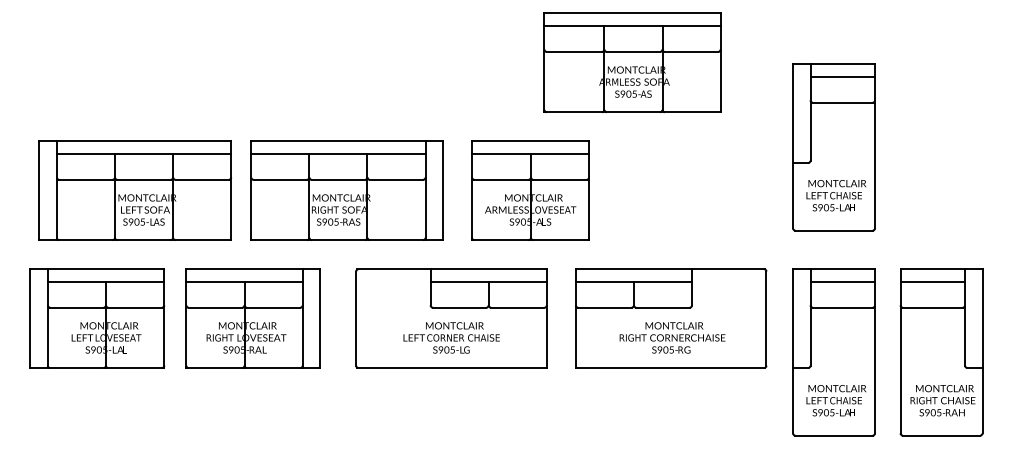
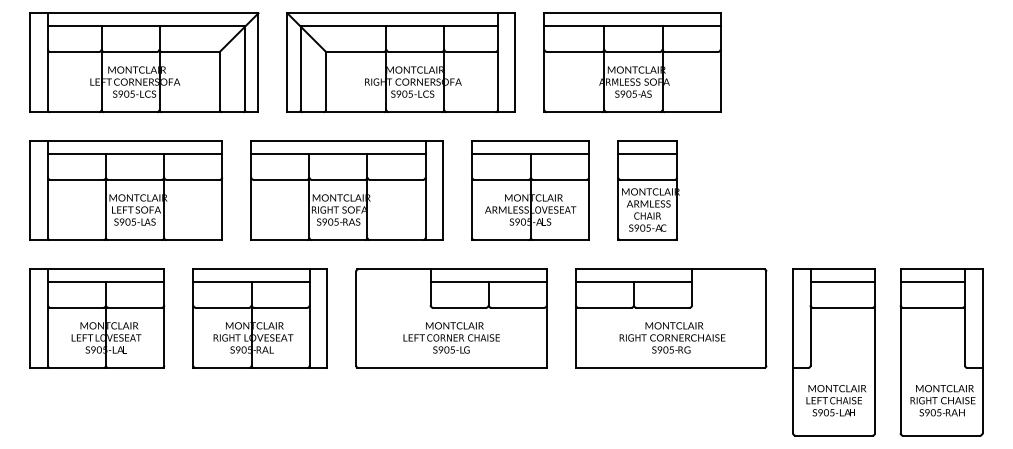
part: none -> present (144, 62)
part: none -> present (400, 62)
part: present -> none (833, 147)
part position: (134, 190) -> (125, 190) (125, 190)
part: none -> present (648, 190)
part position: (252, 318) -> (259, 318) (259, 318)
